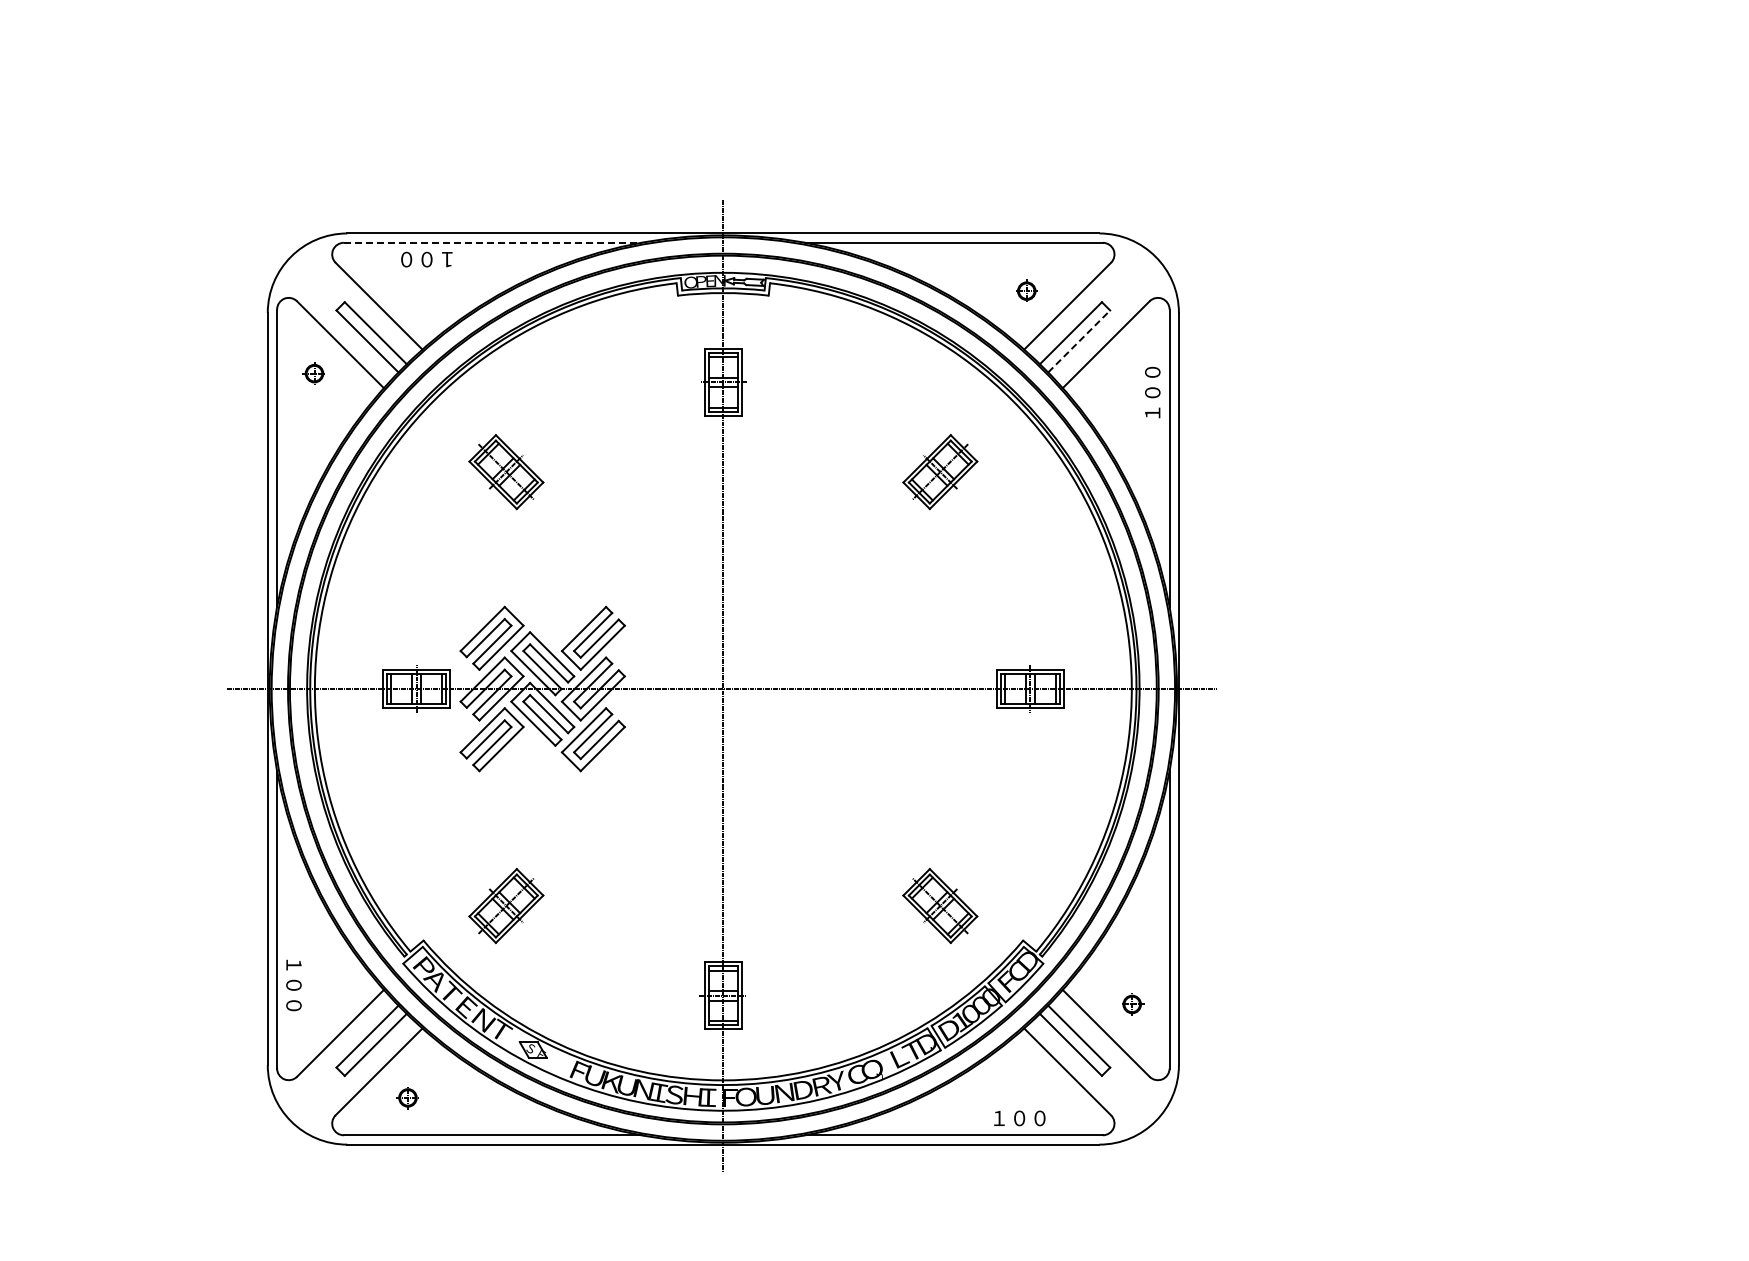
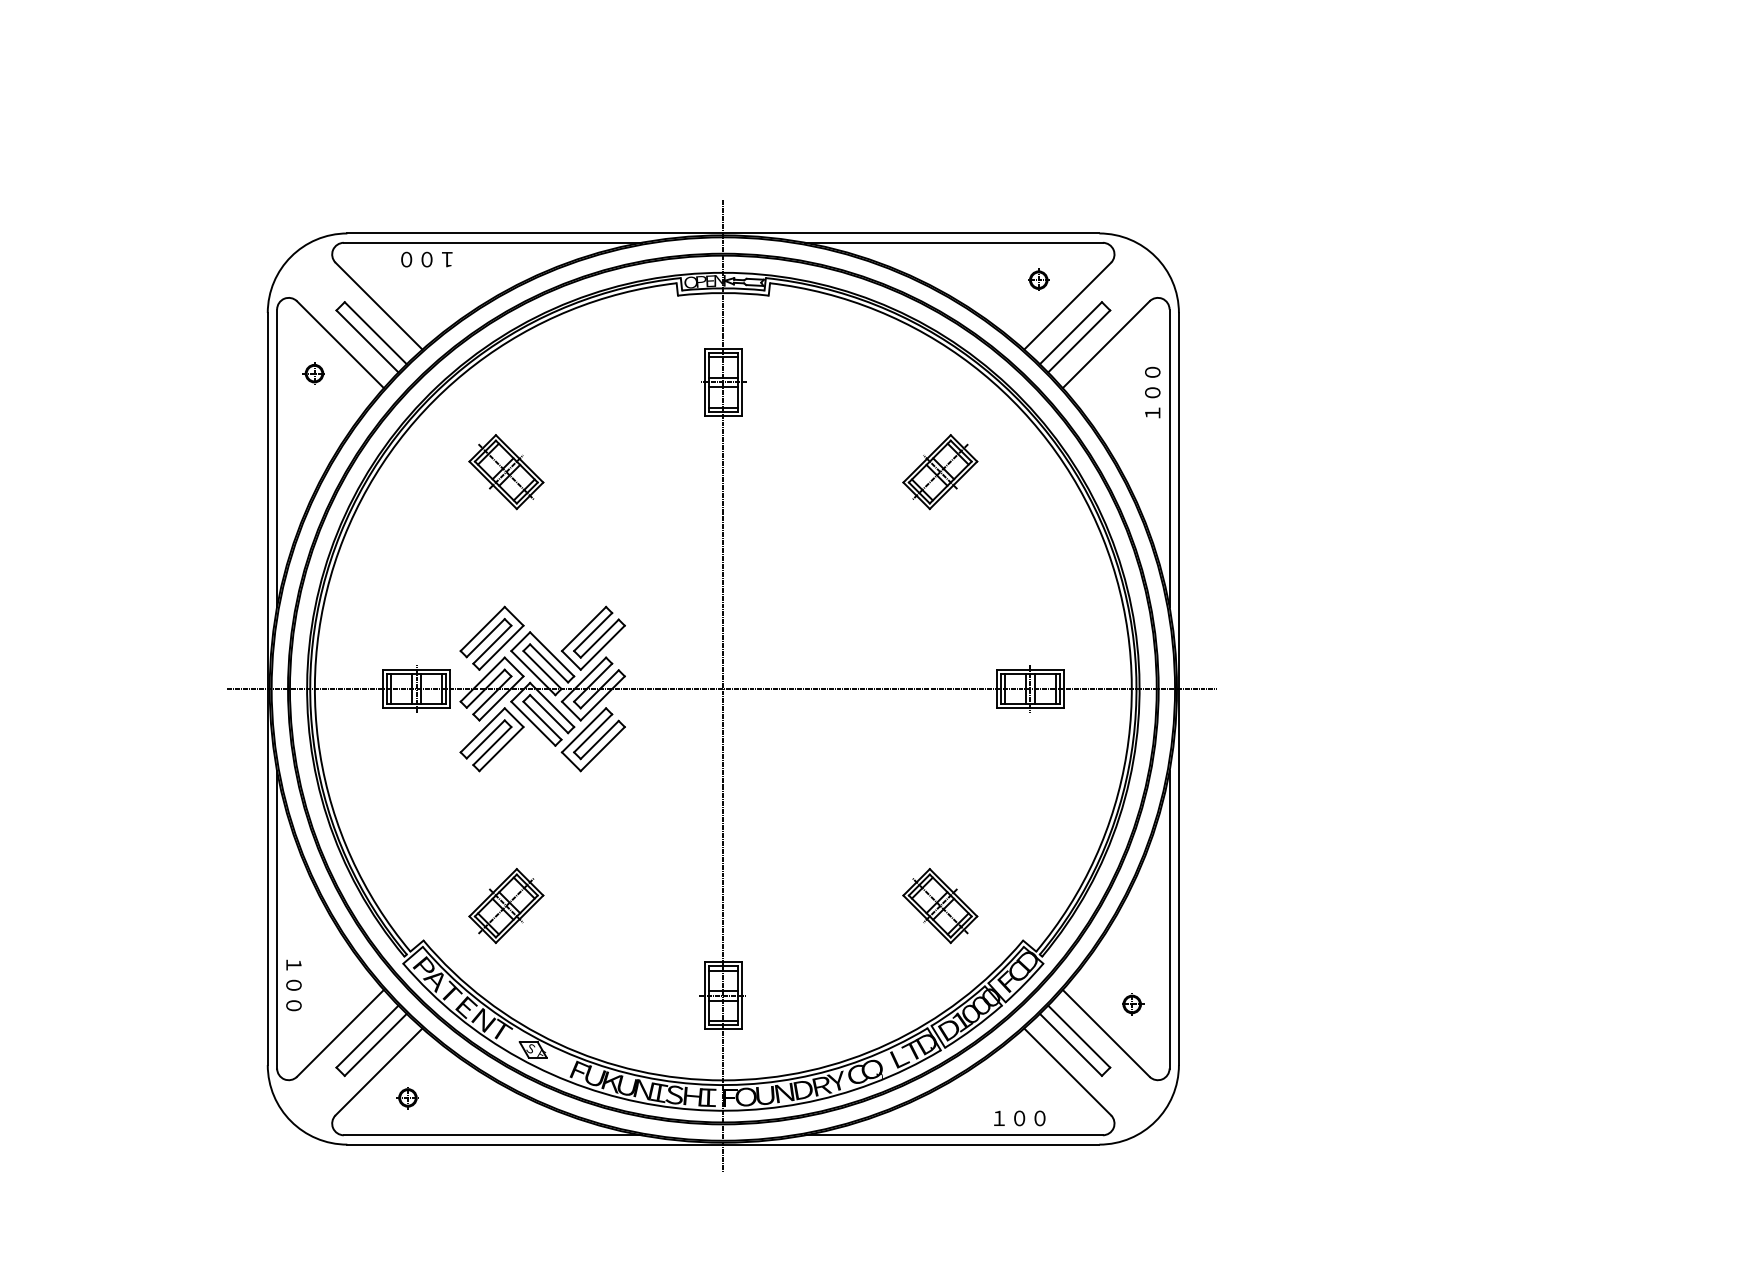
line: dashed -> solid (492, 242)
part position: (1026, 290) -> (1038, 279) (1038, 279)
line: dashed -> solid (1079, 341)
